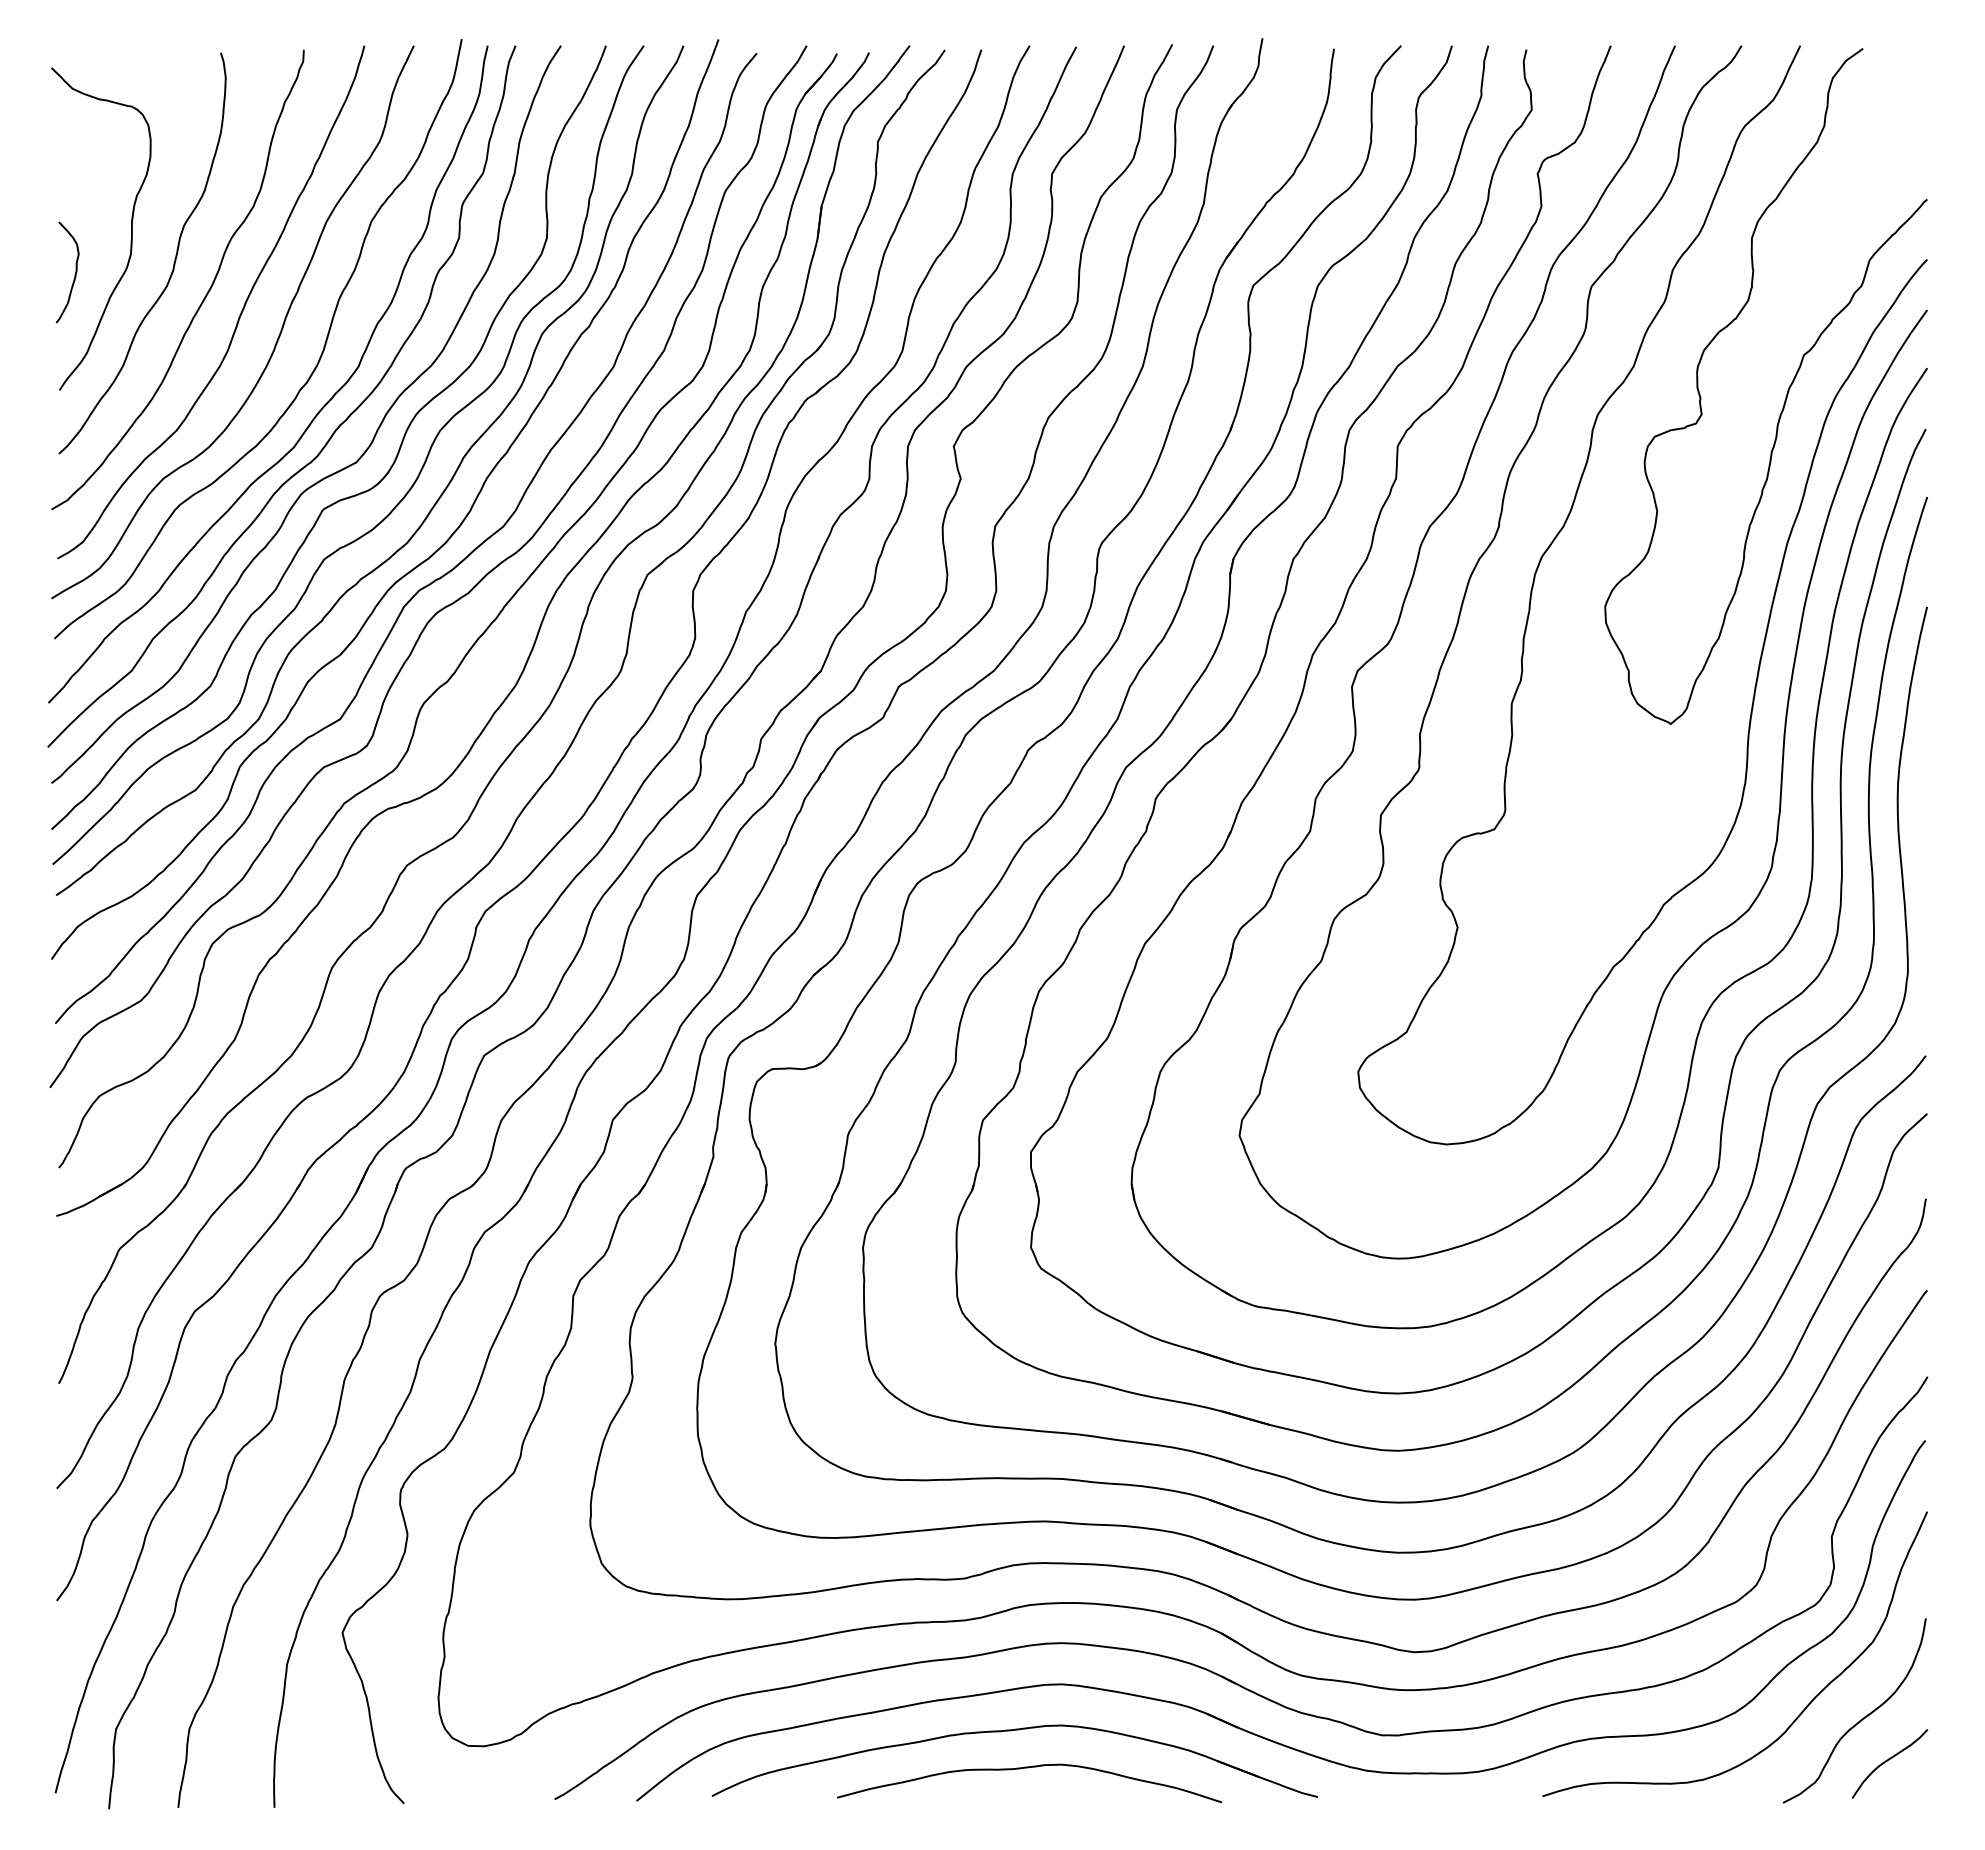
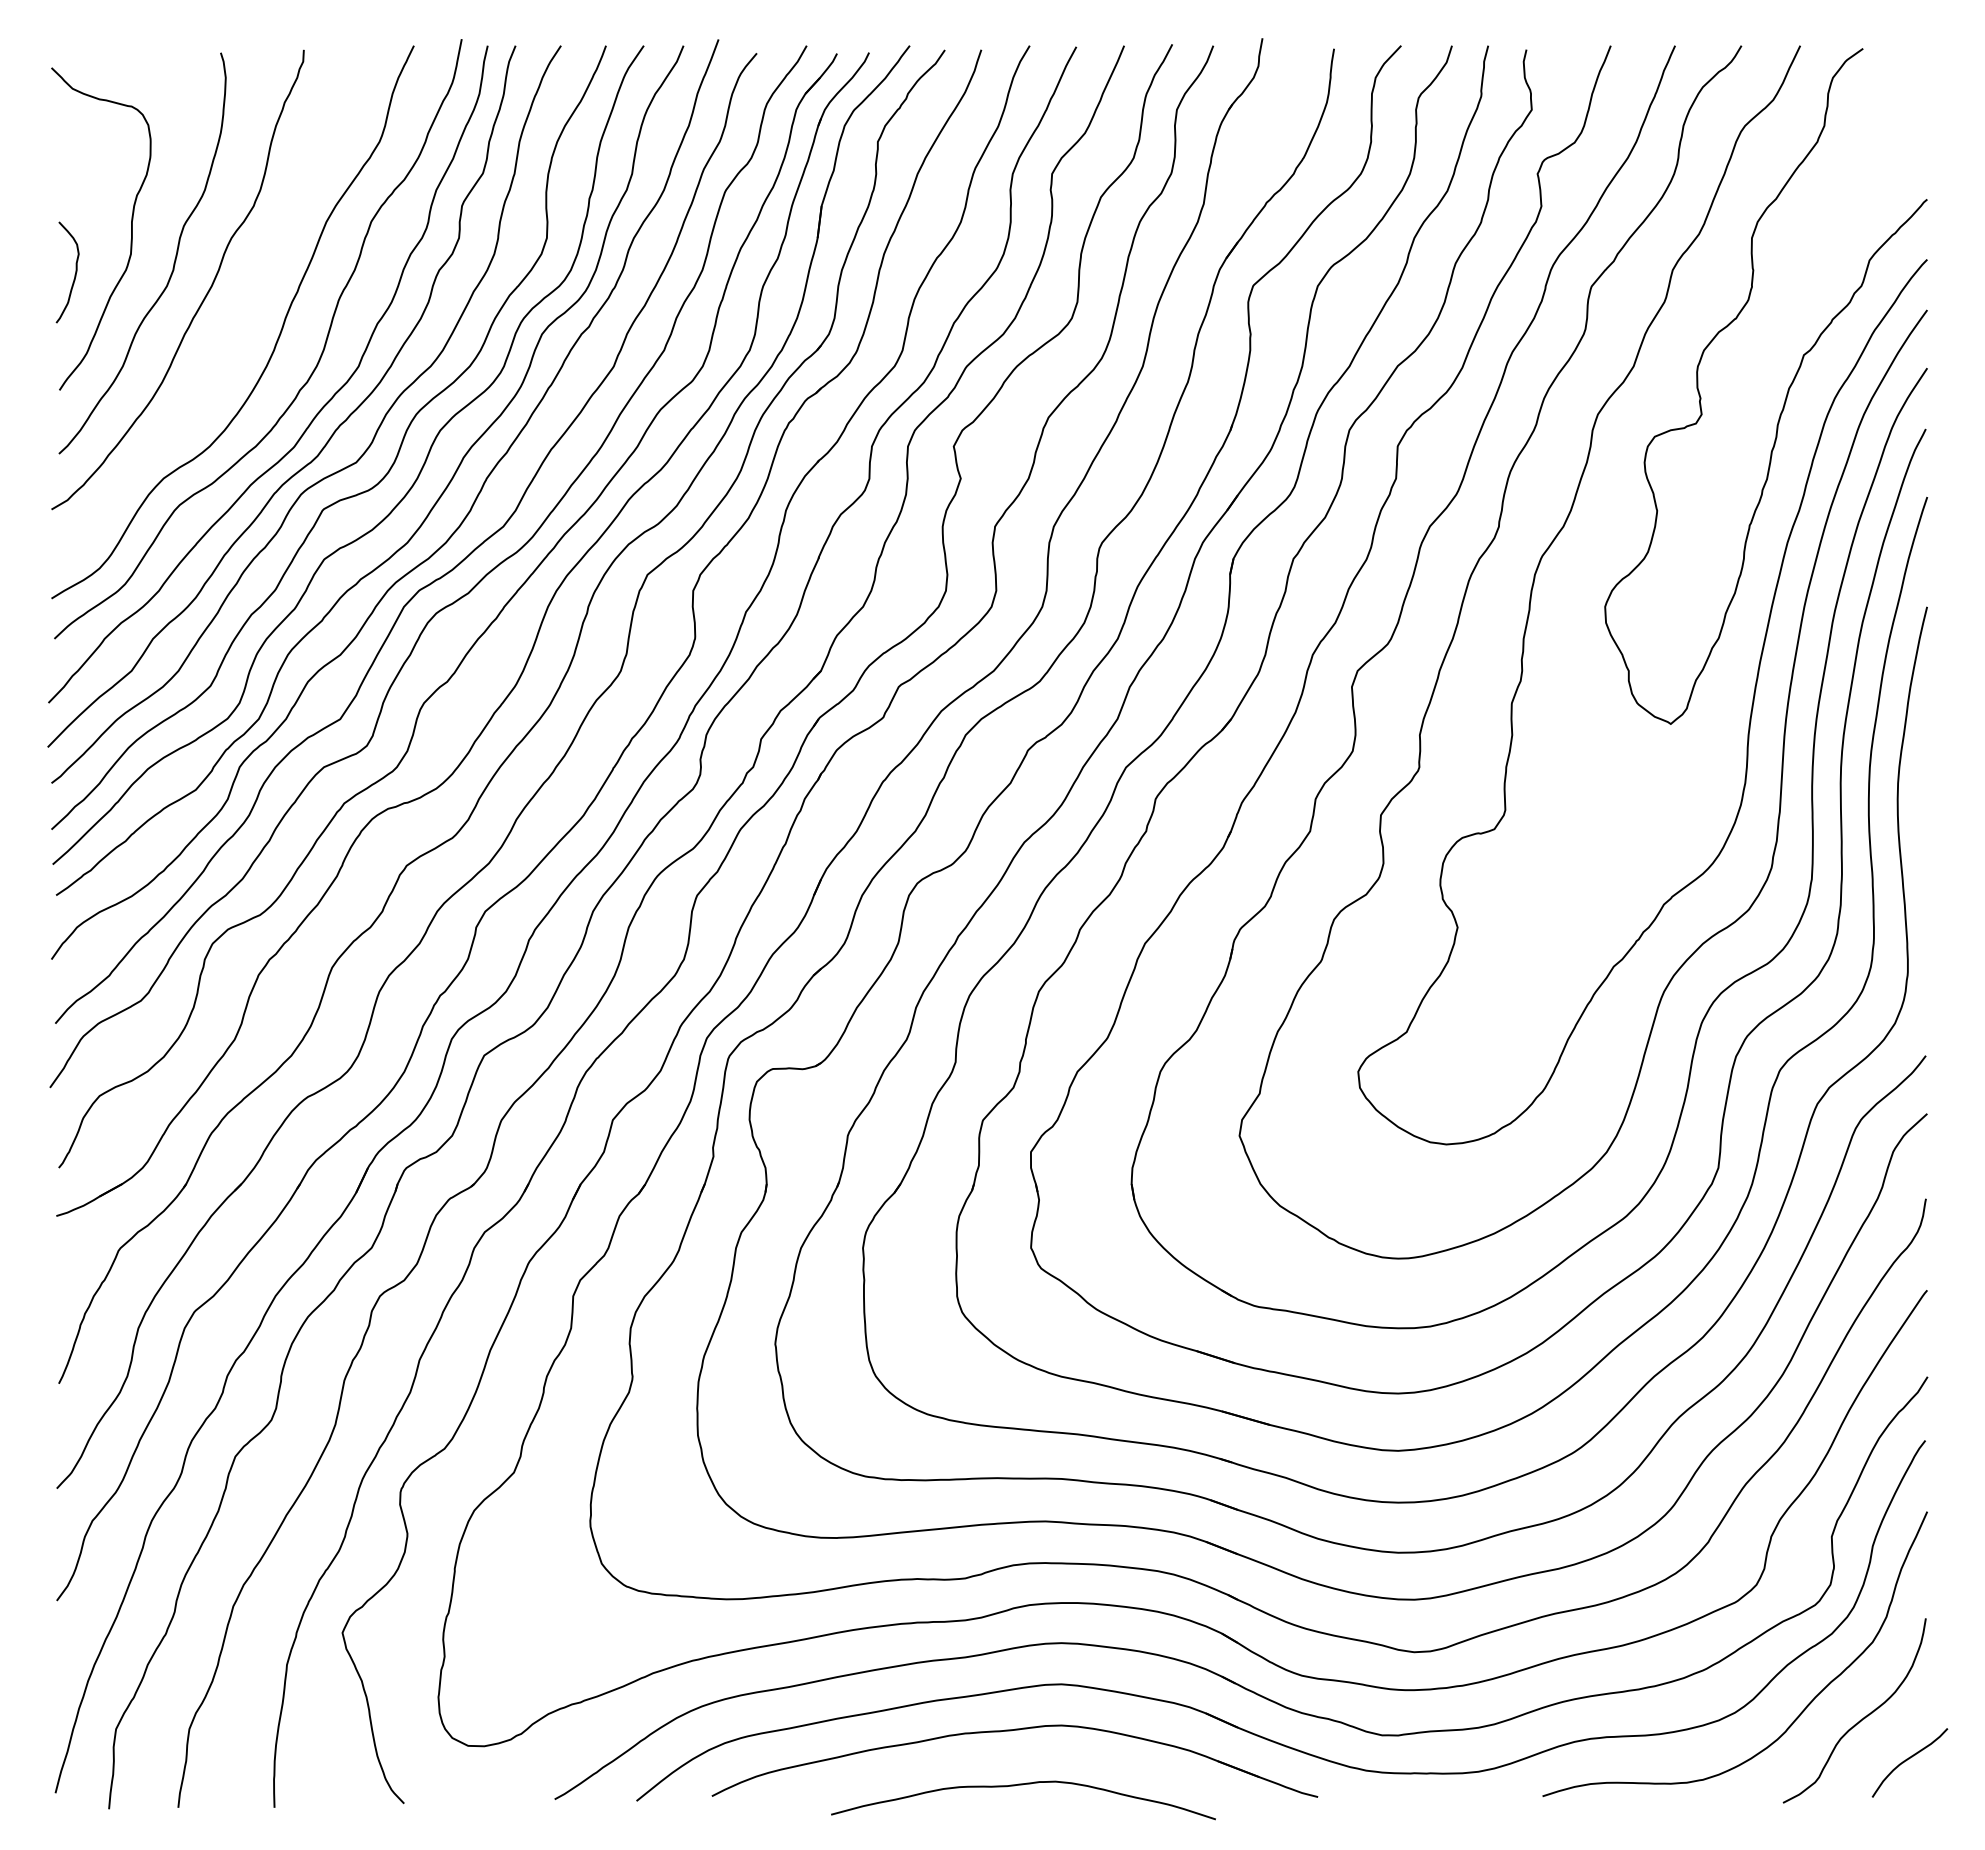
curve: present -> none (239, 314)
curve position: (1887, 1761) -> (1907, 1760) (1907, 1760)
curve position: (1028, 1768) -> (1022, 1785) (1022, 1785)
